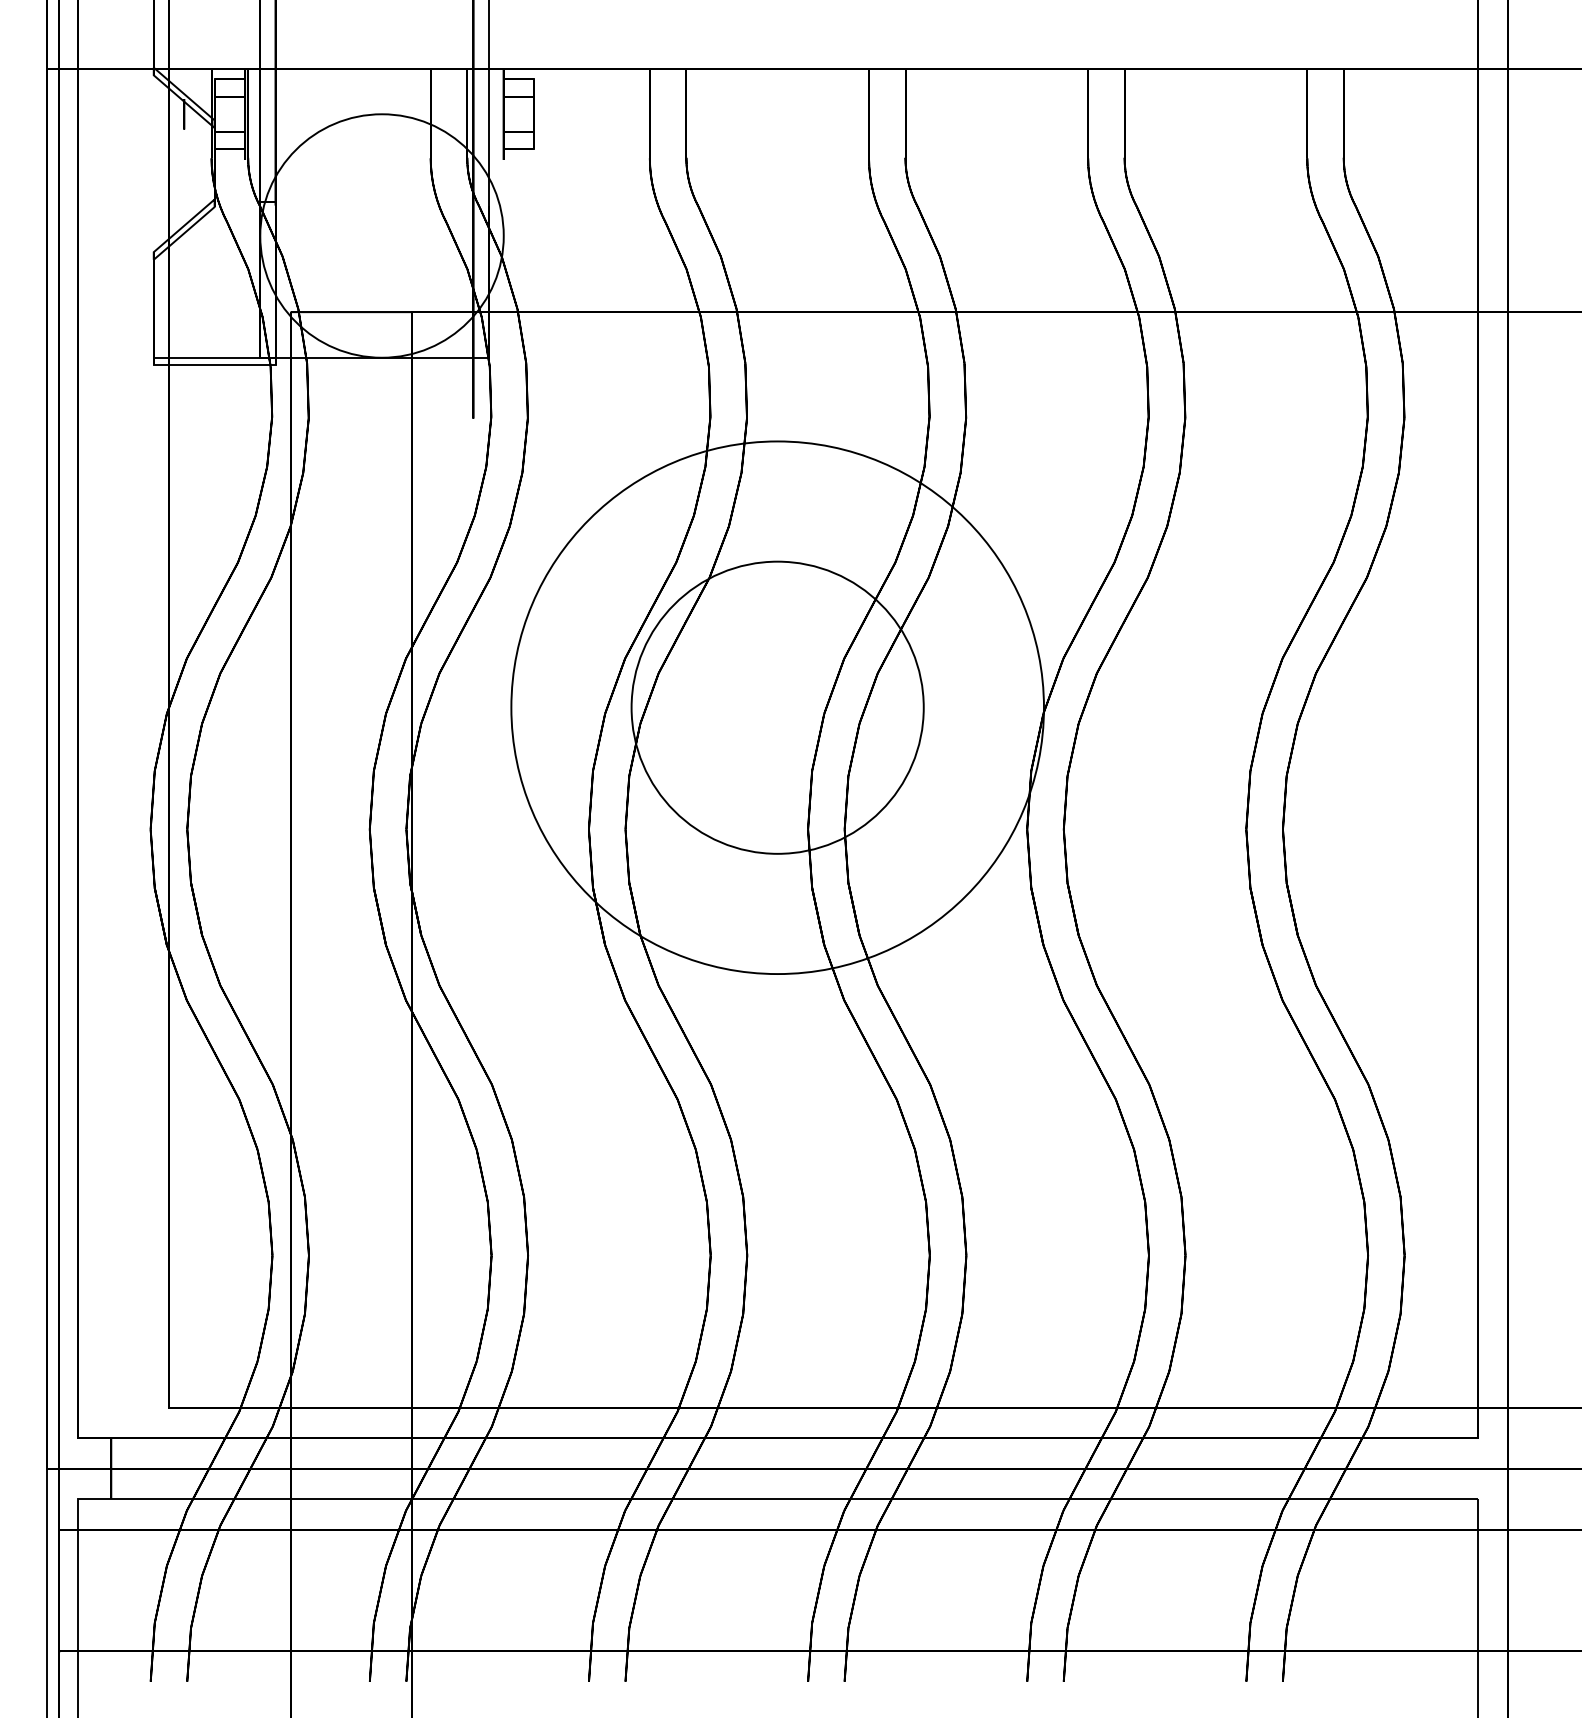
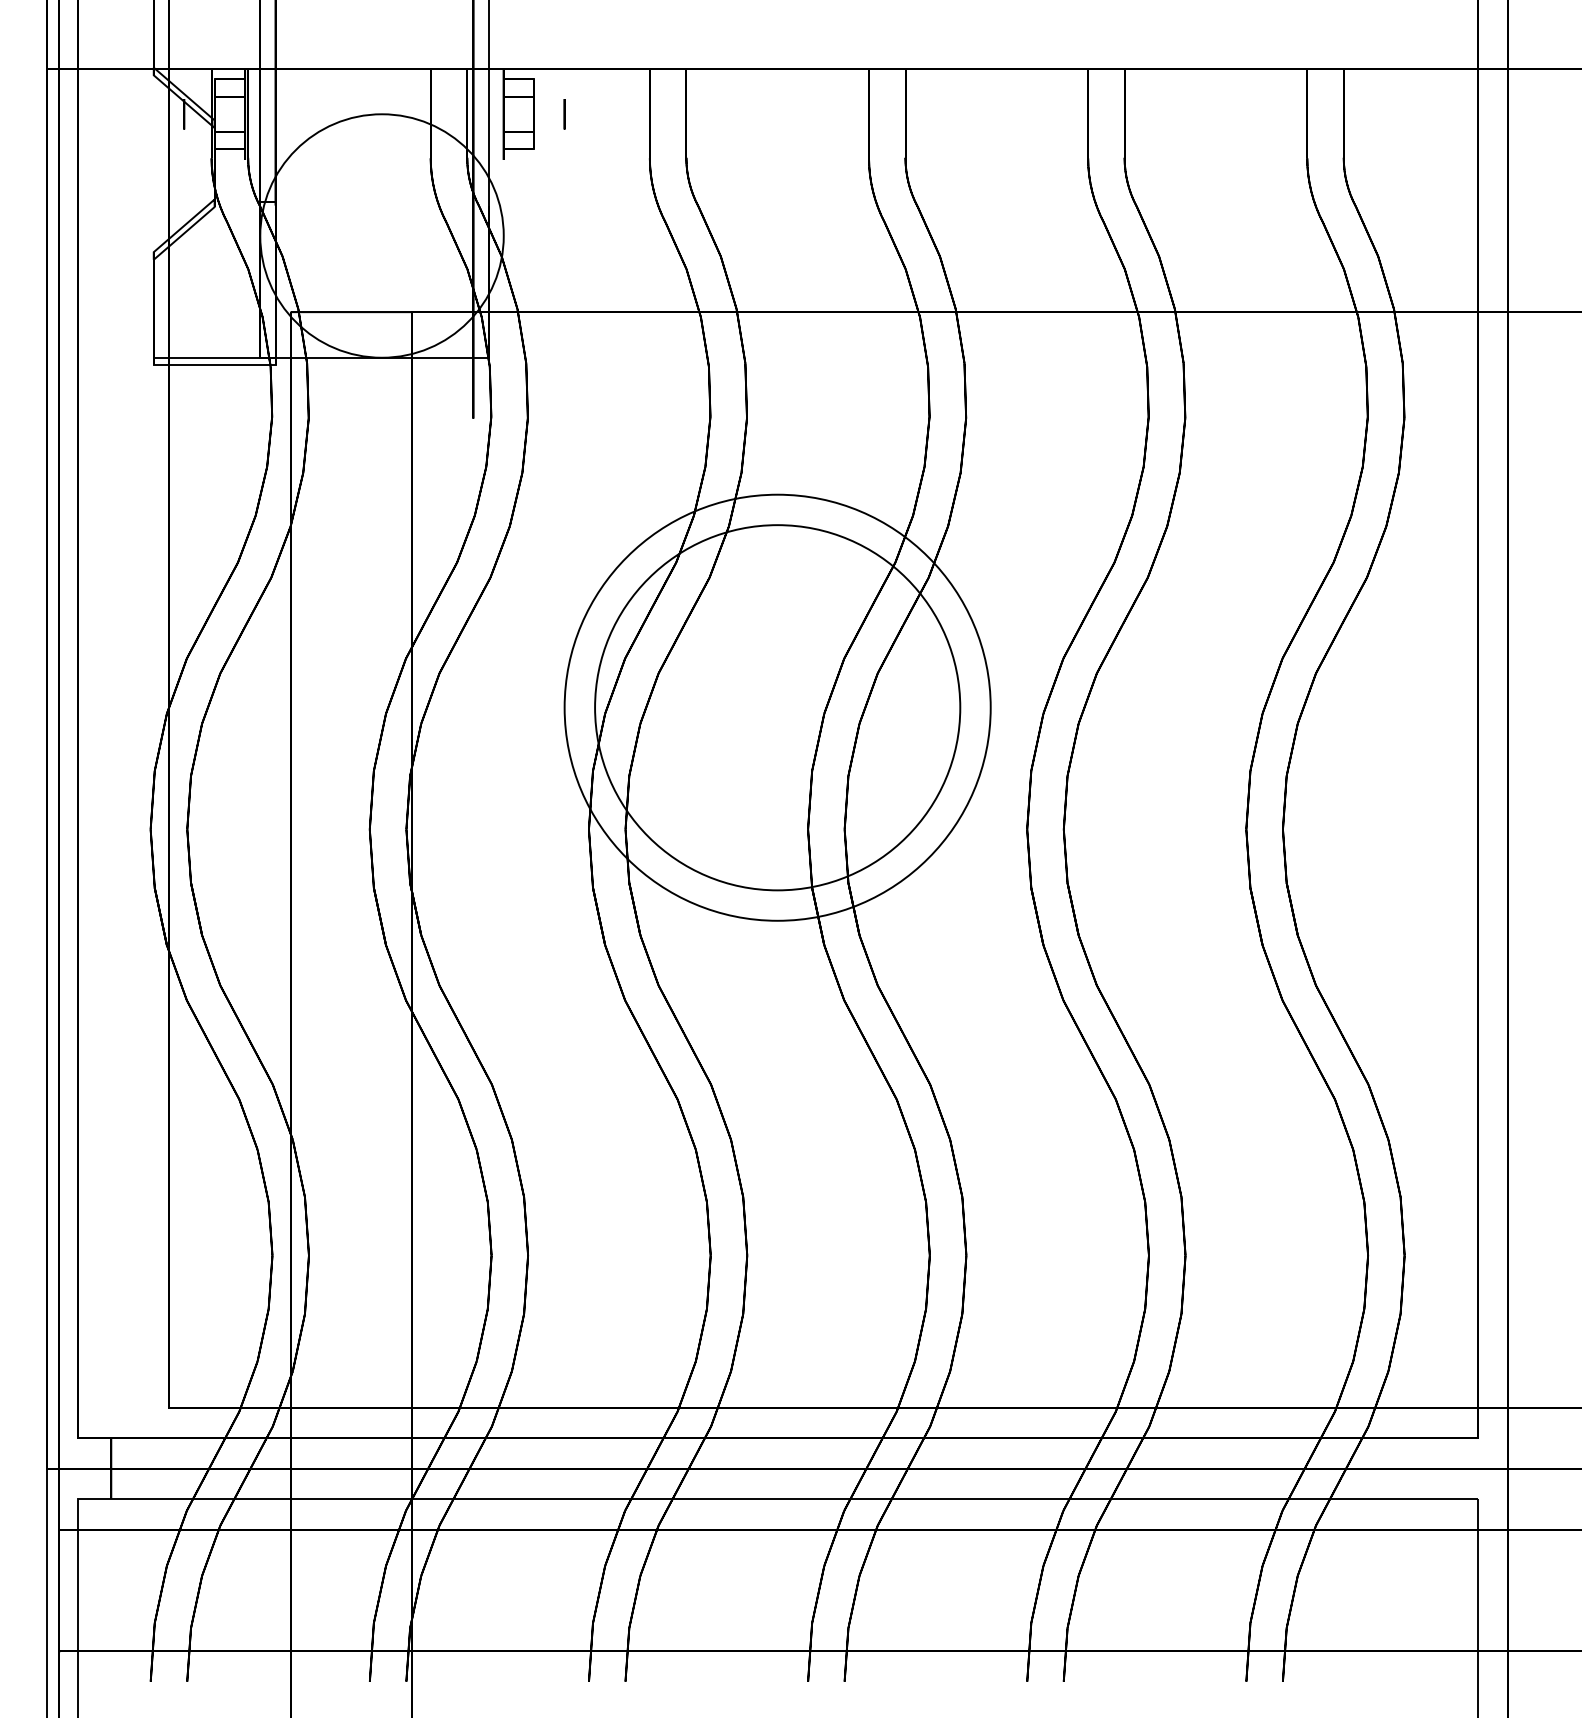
circle: none -> present (564, 114)
circle diameter: 292 px -> 365 px (777, 707)
circle diameter: 533 px -> 426 px (777, 707)
